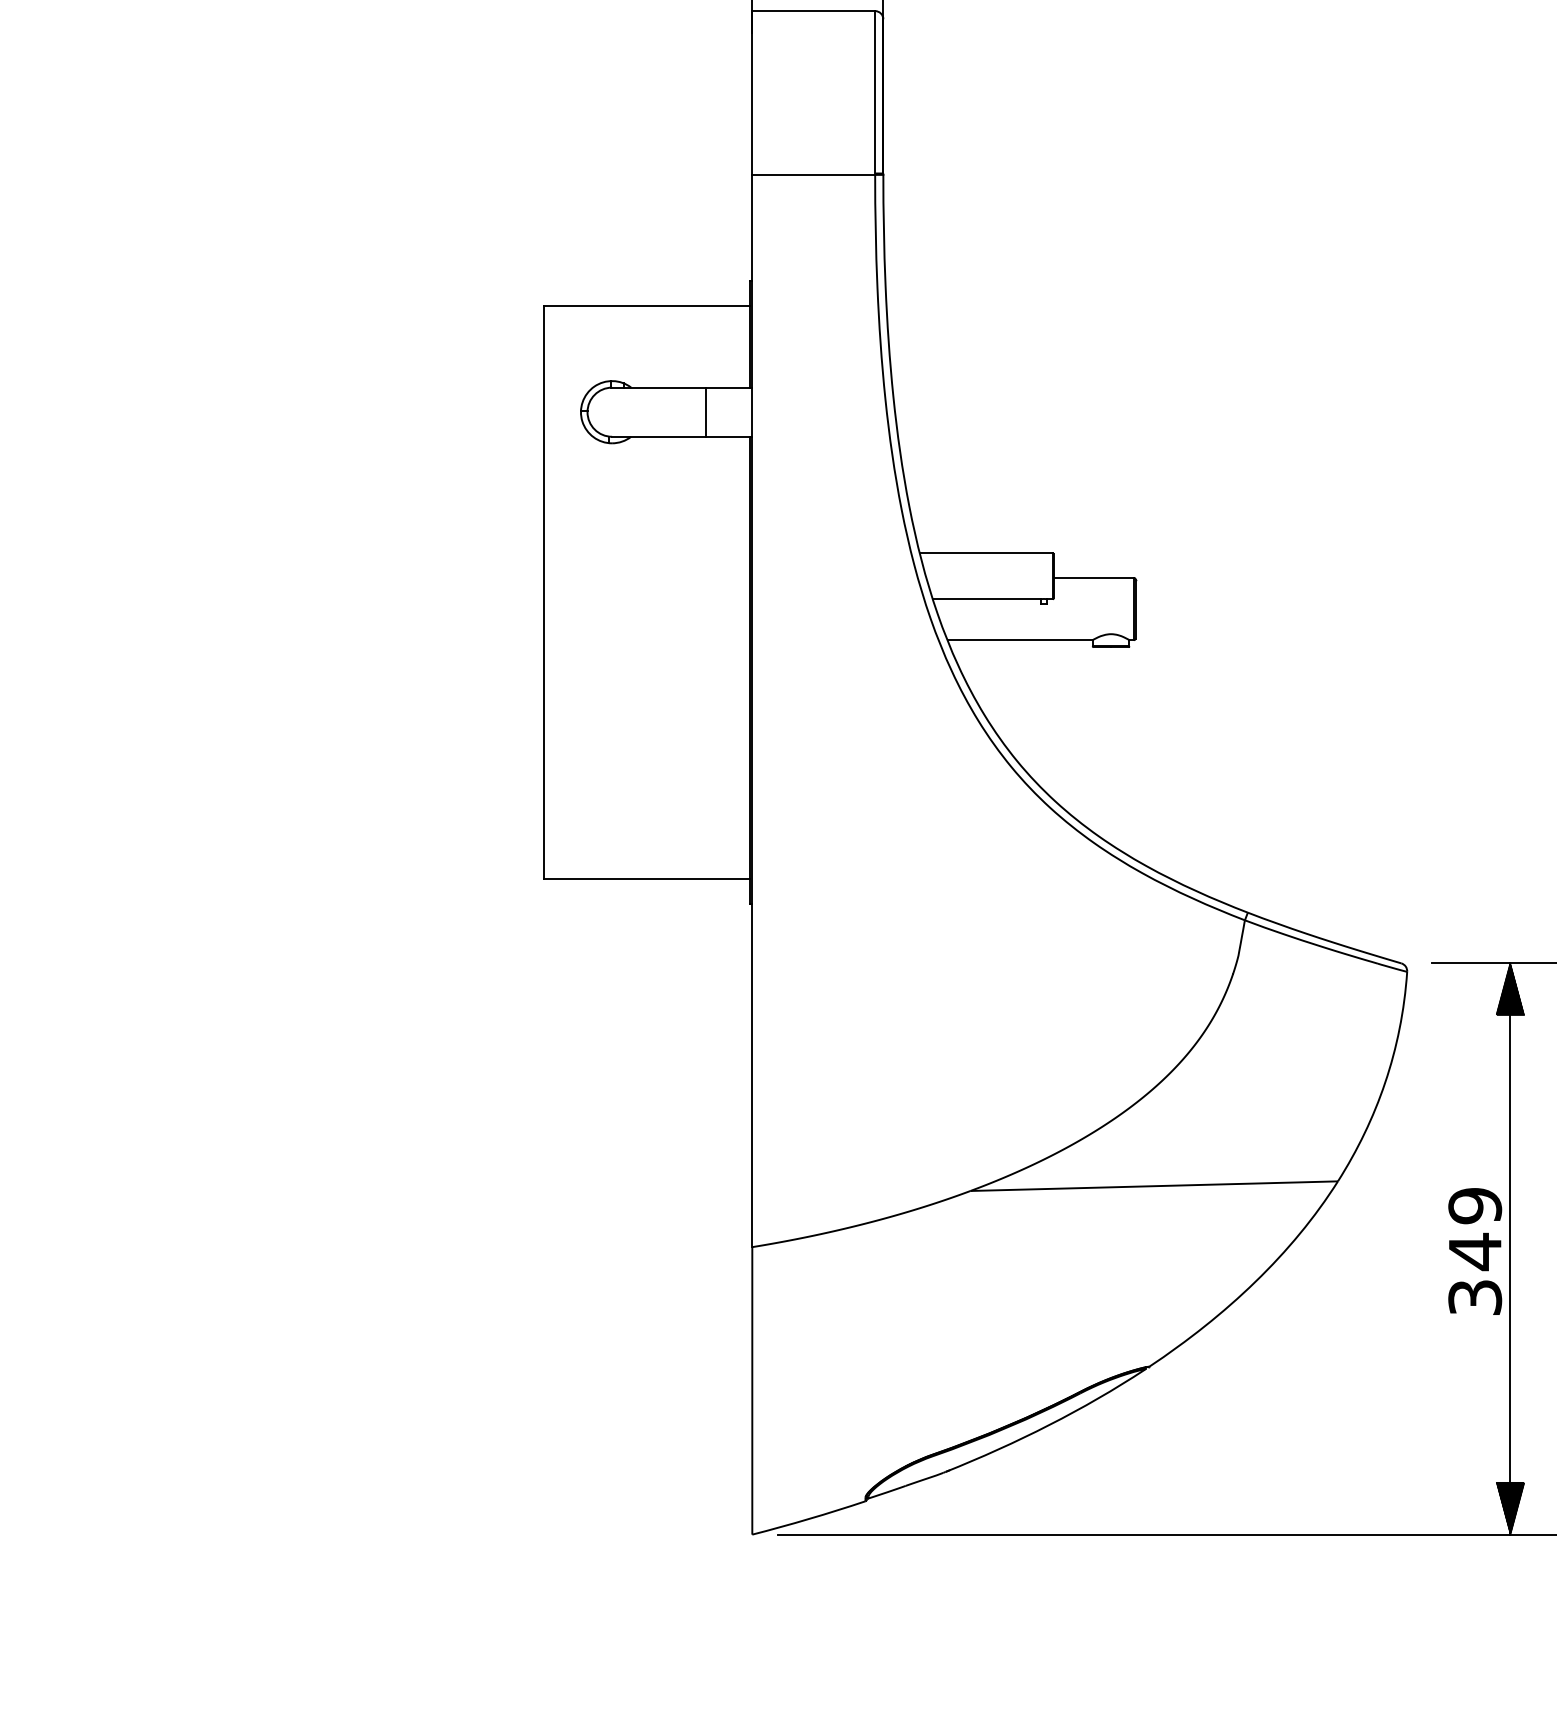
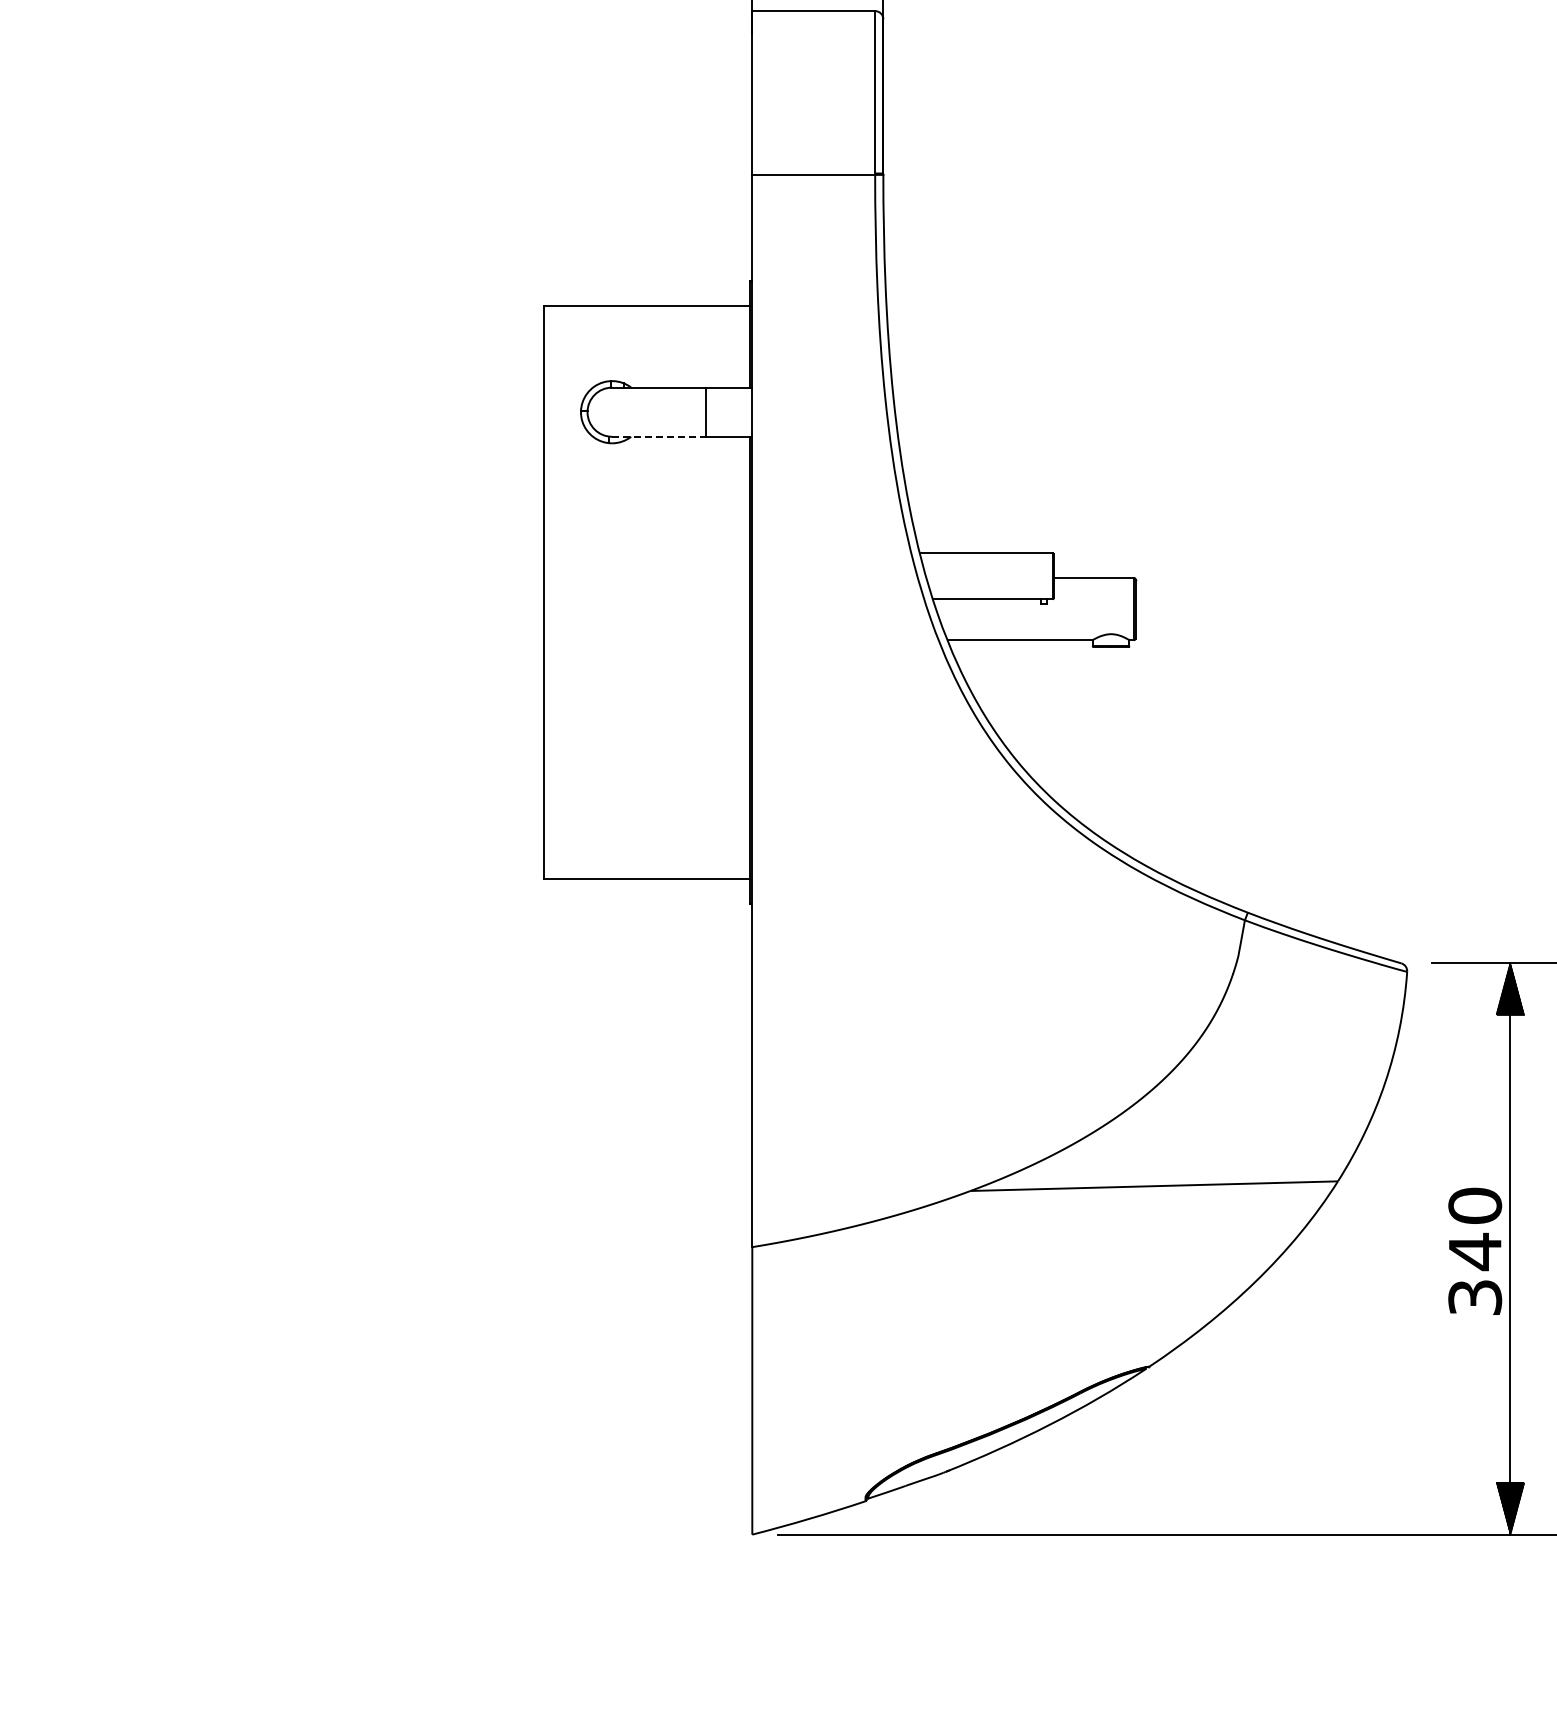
line: solid -> dashed (659, 436)
text: 349 -> 340 (1475, 1205)
